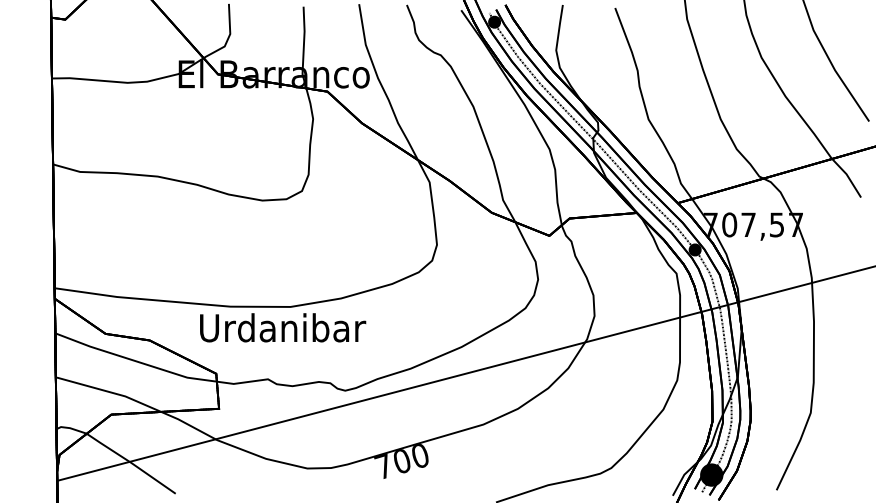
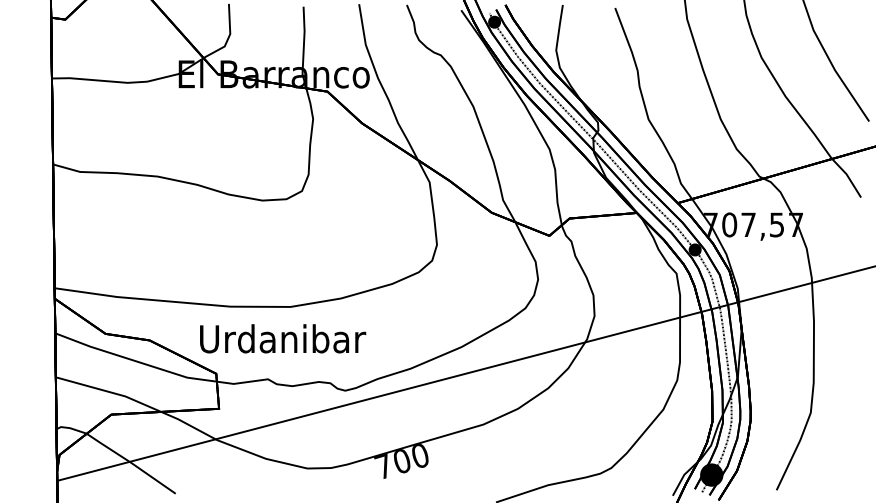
text position: (283, 327) -> (283, 338) (283, 338)
